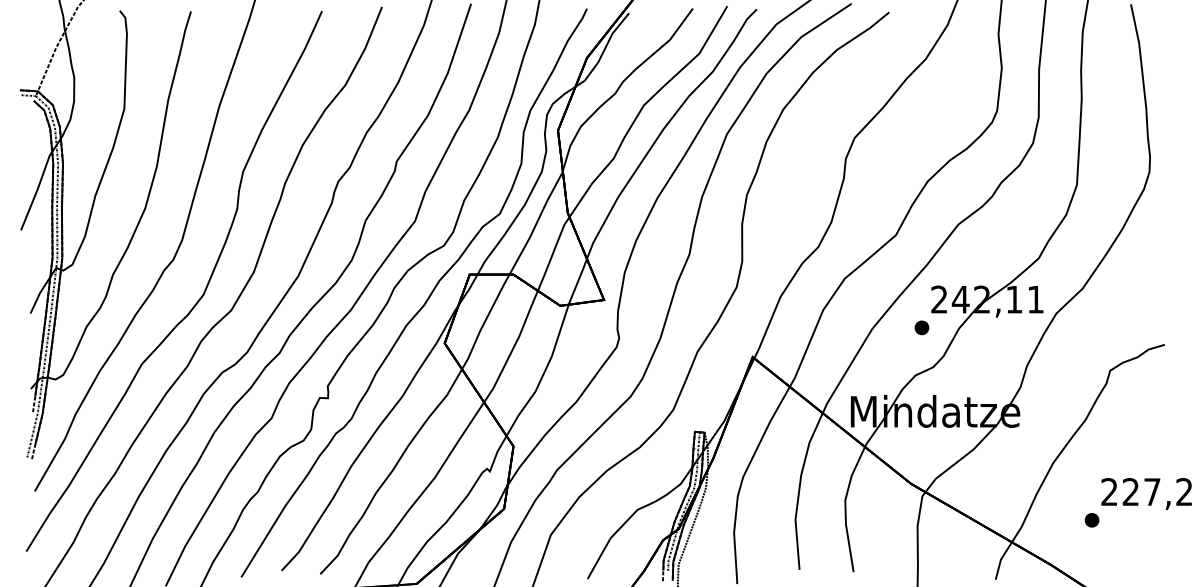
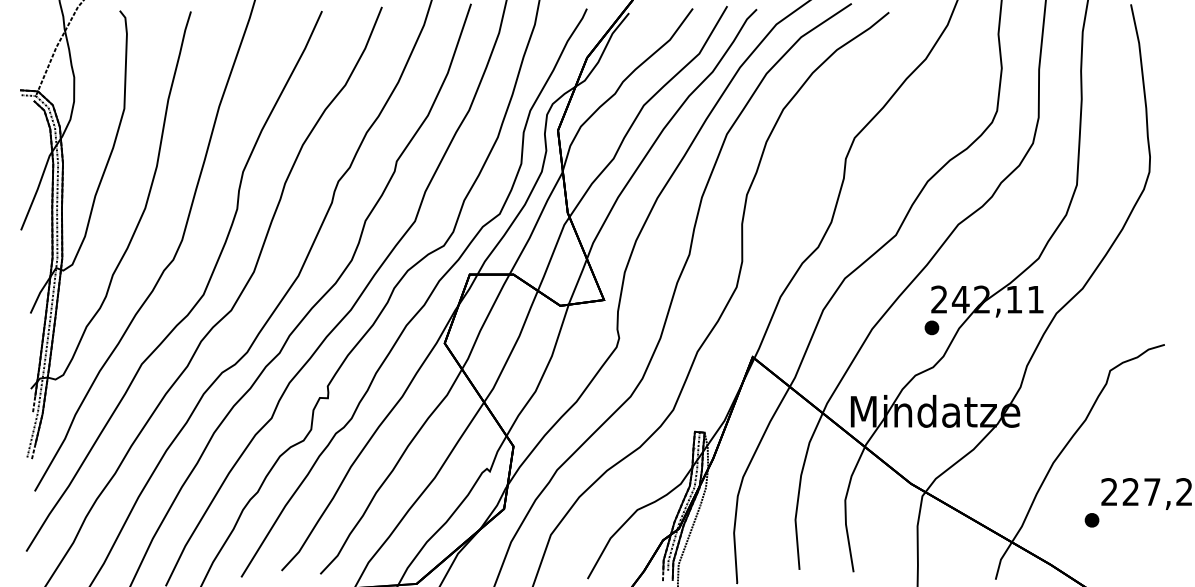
part position: (921, 327) -> (931, 327) (931, 327)
